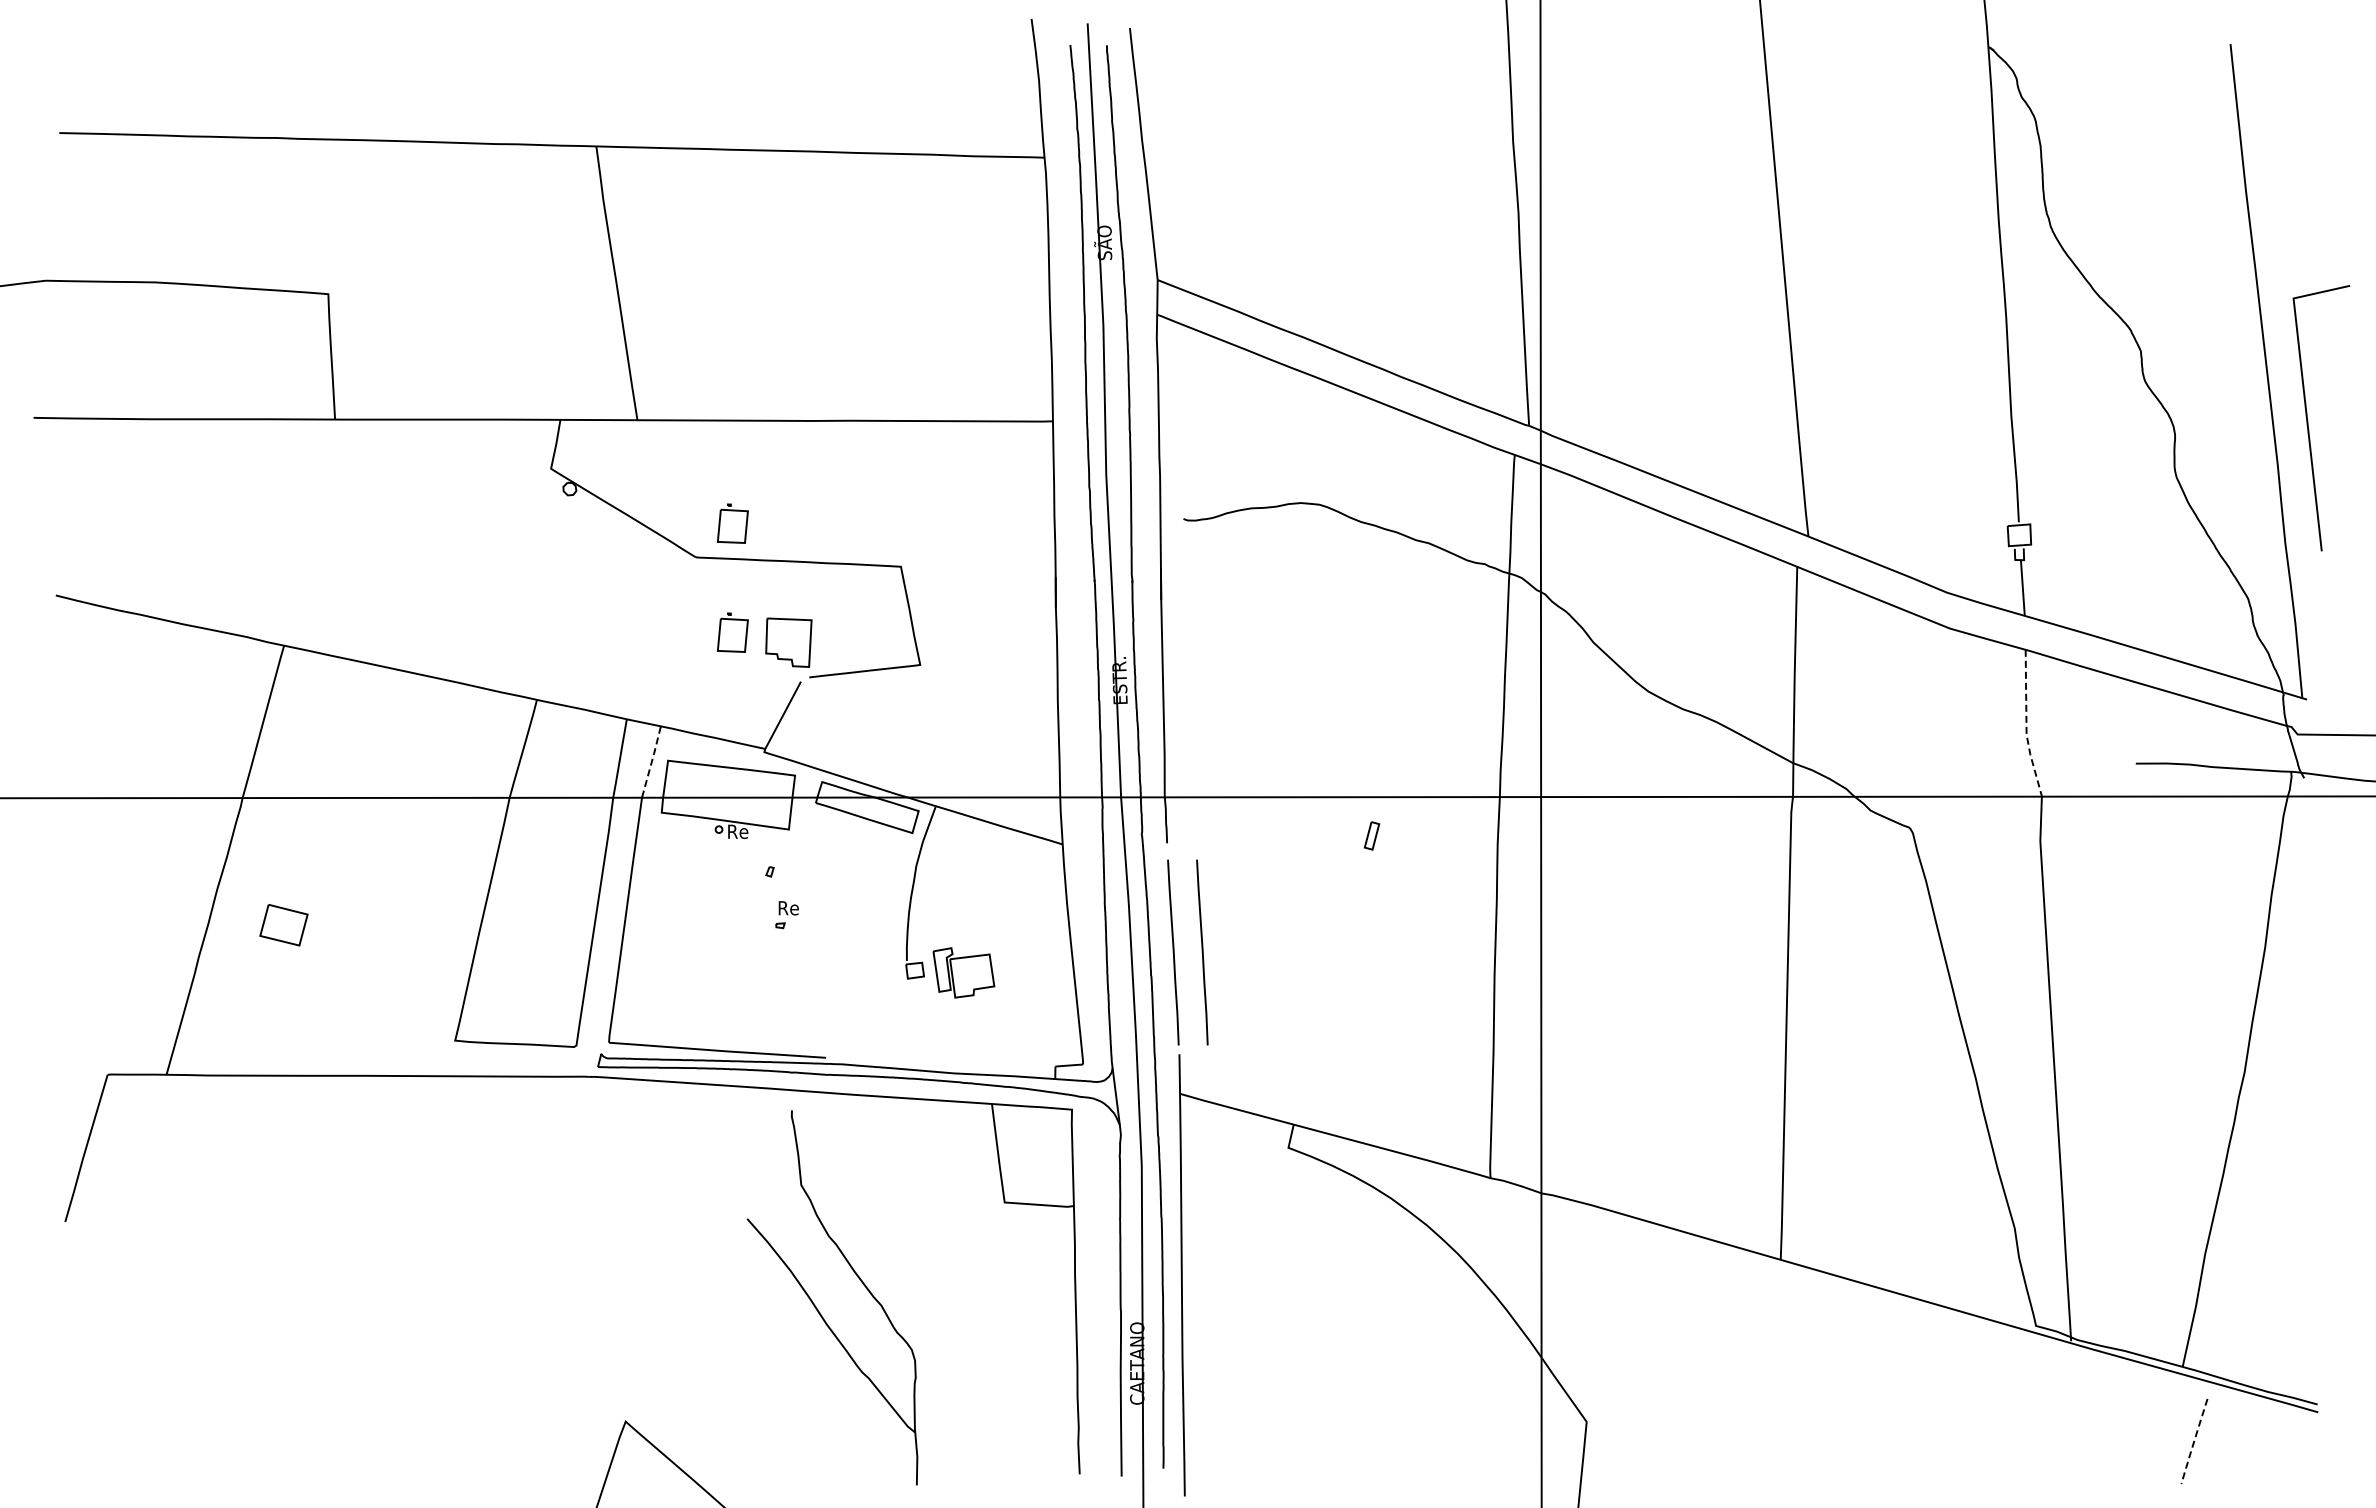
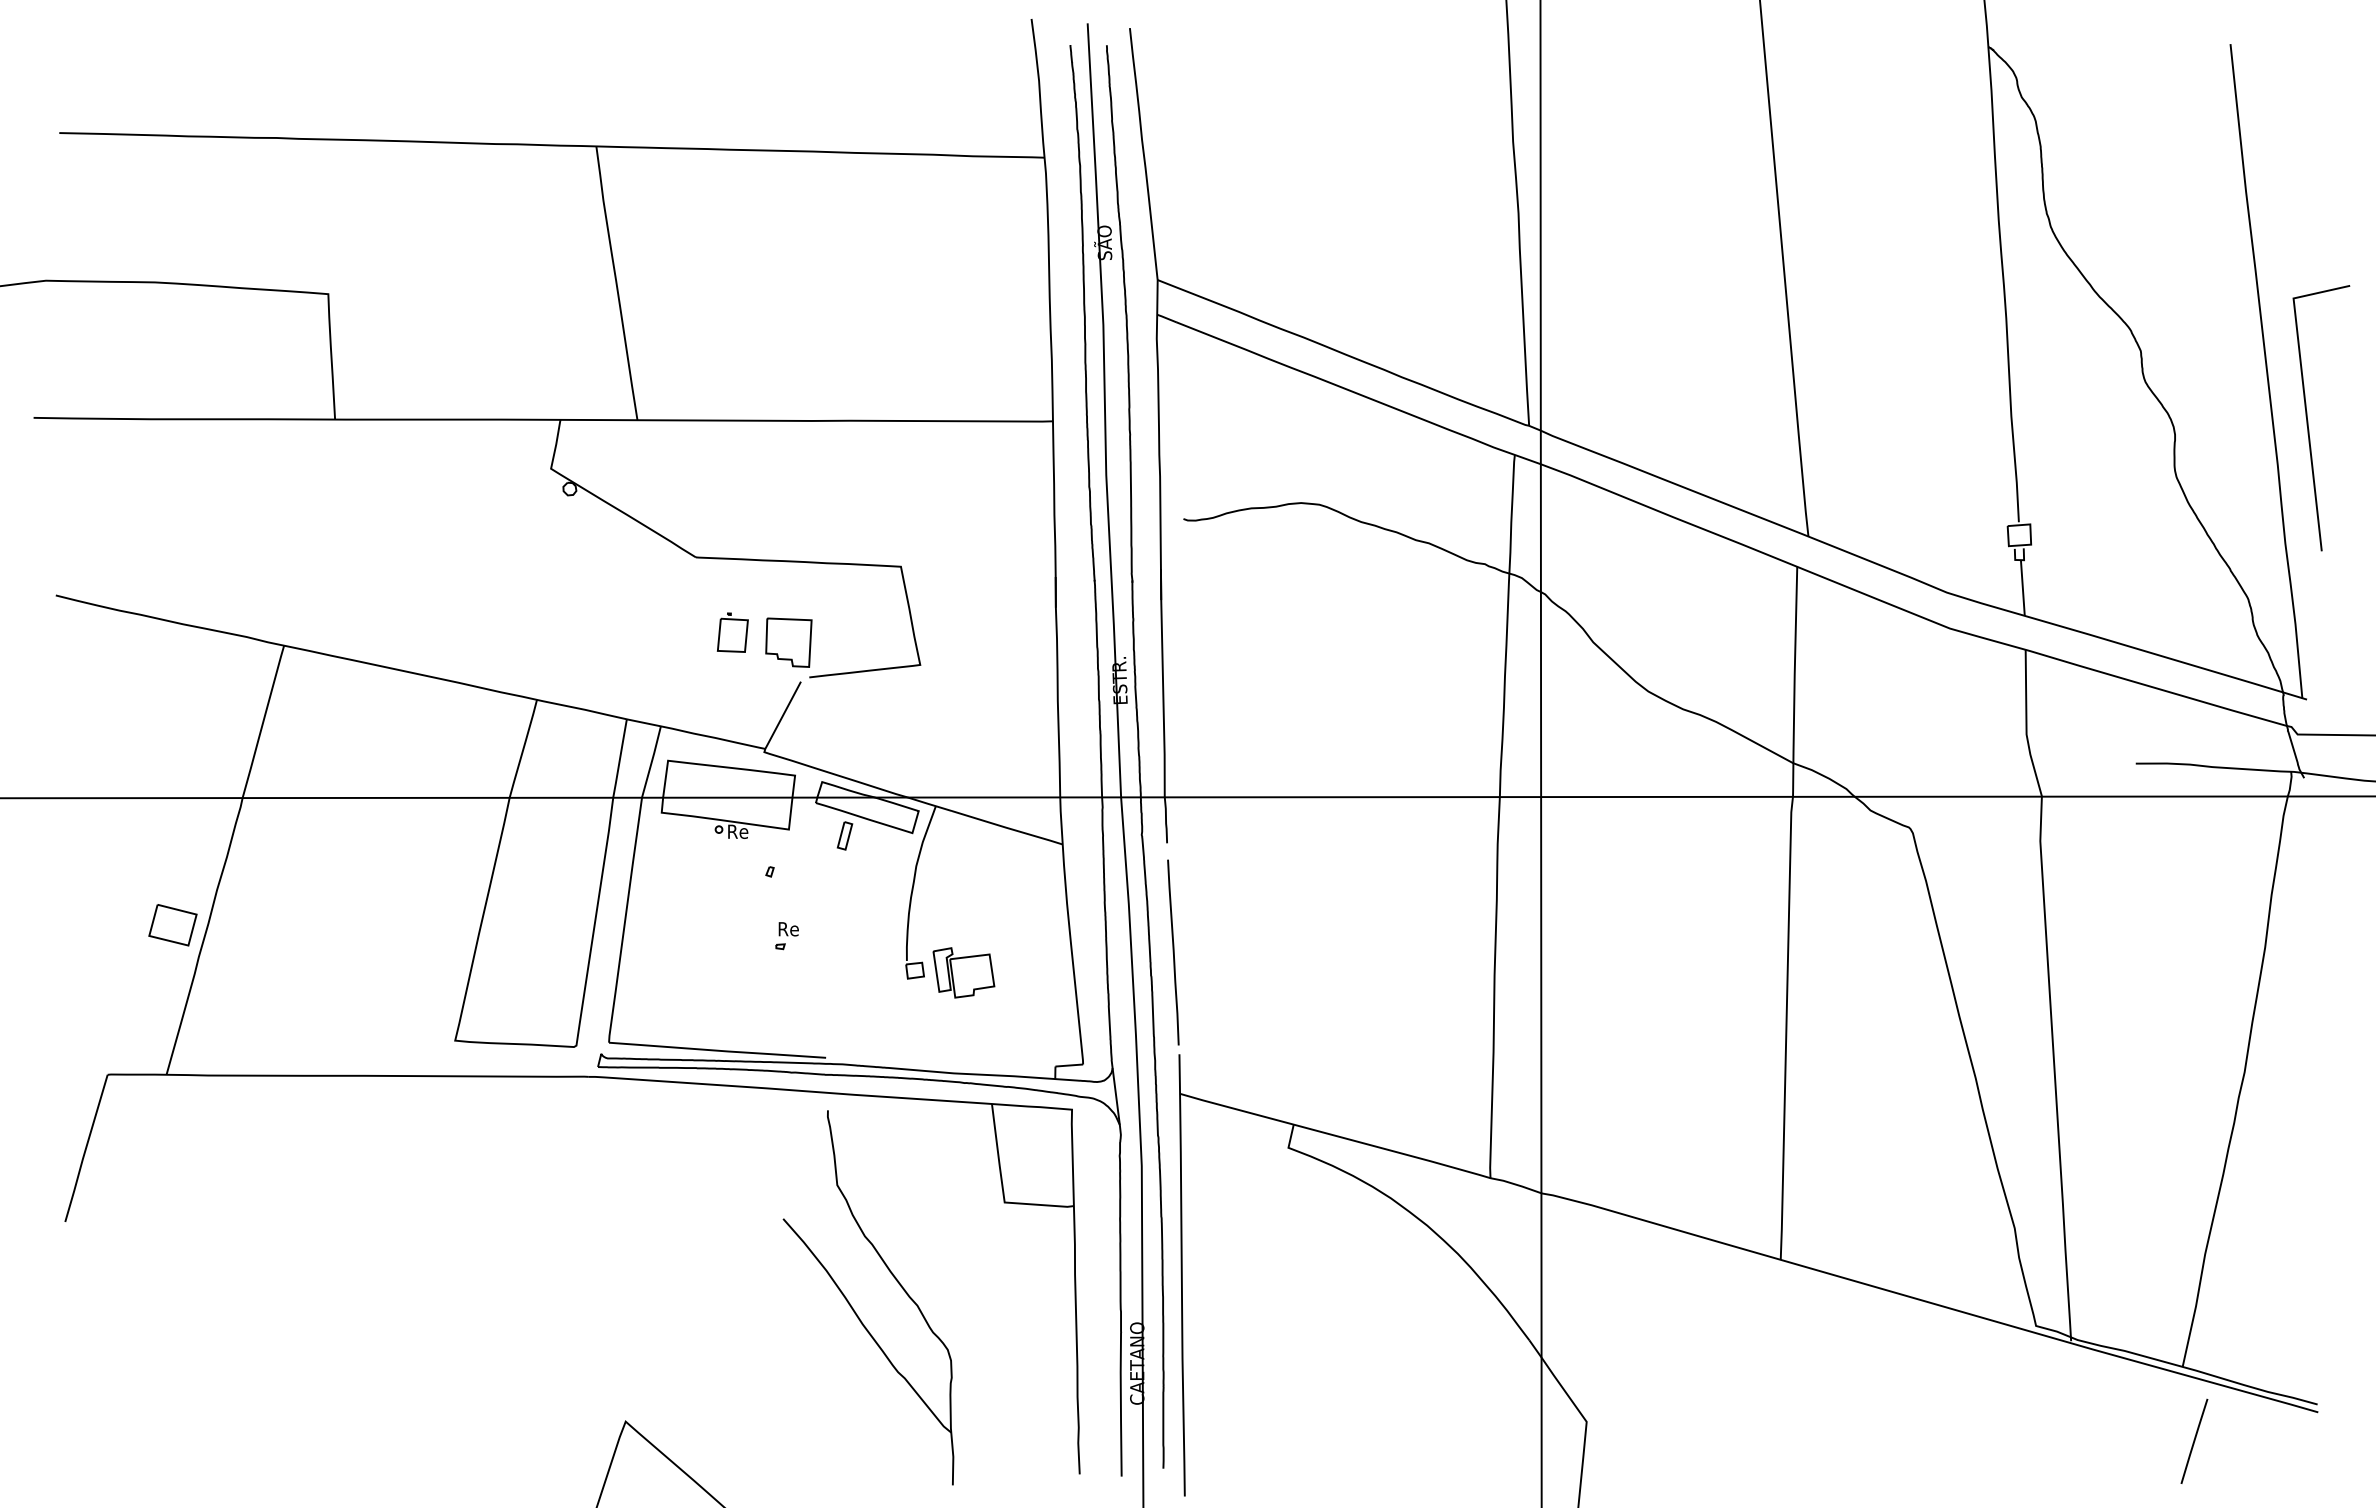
part: present -> none (732, 523)
line: dashed -> solid (2026, 725)
line: dashed -> solid (652, 760)
part position: (1371, 835) -> (844, 835) (844, 835)
part position: (786, 915) -> (786, 936) (786, 936)
part position: (283, 925) -> (172, 925) (172, 925)
line: present -> none (1202, 952)
part position: (816, 1306) -> (852, 1306) (852, 1306)
line: dashed -> solid (2194, 1441)
